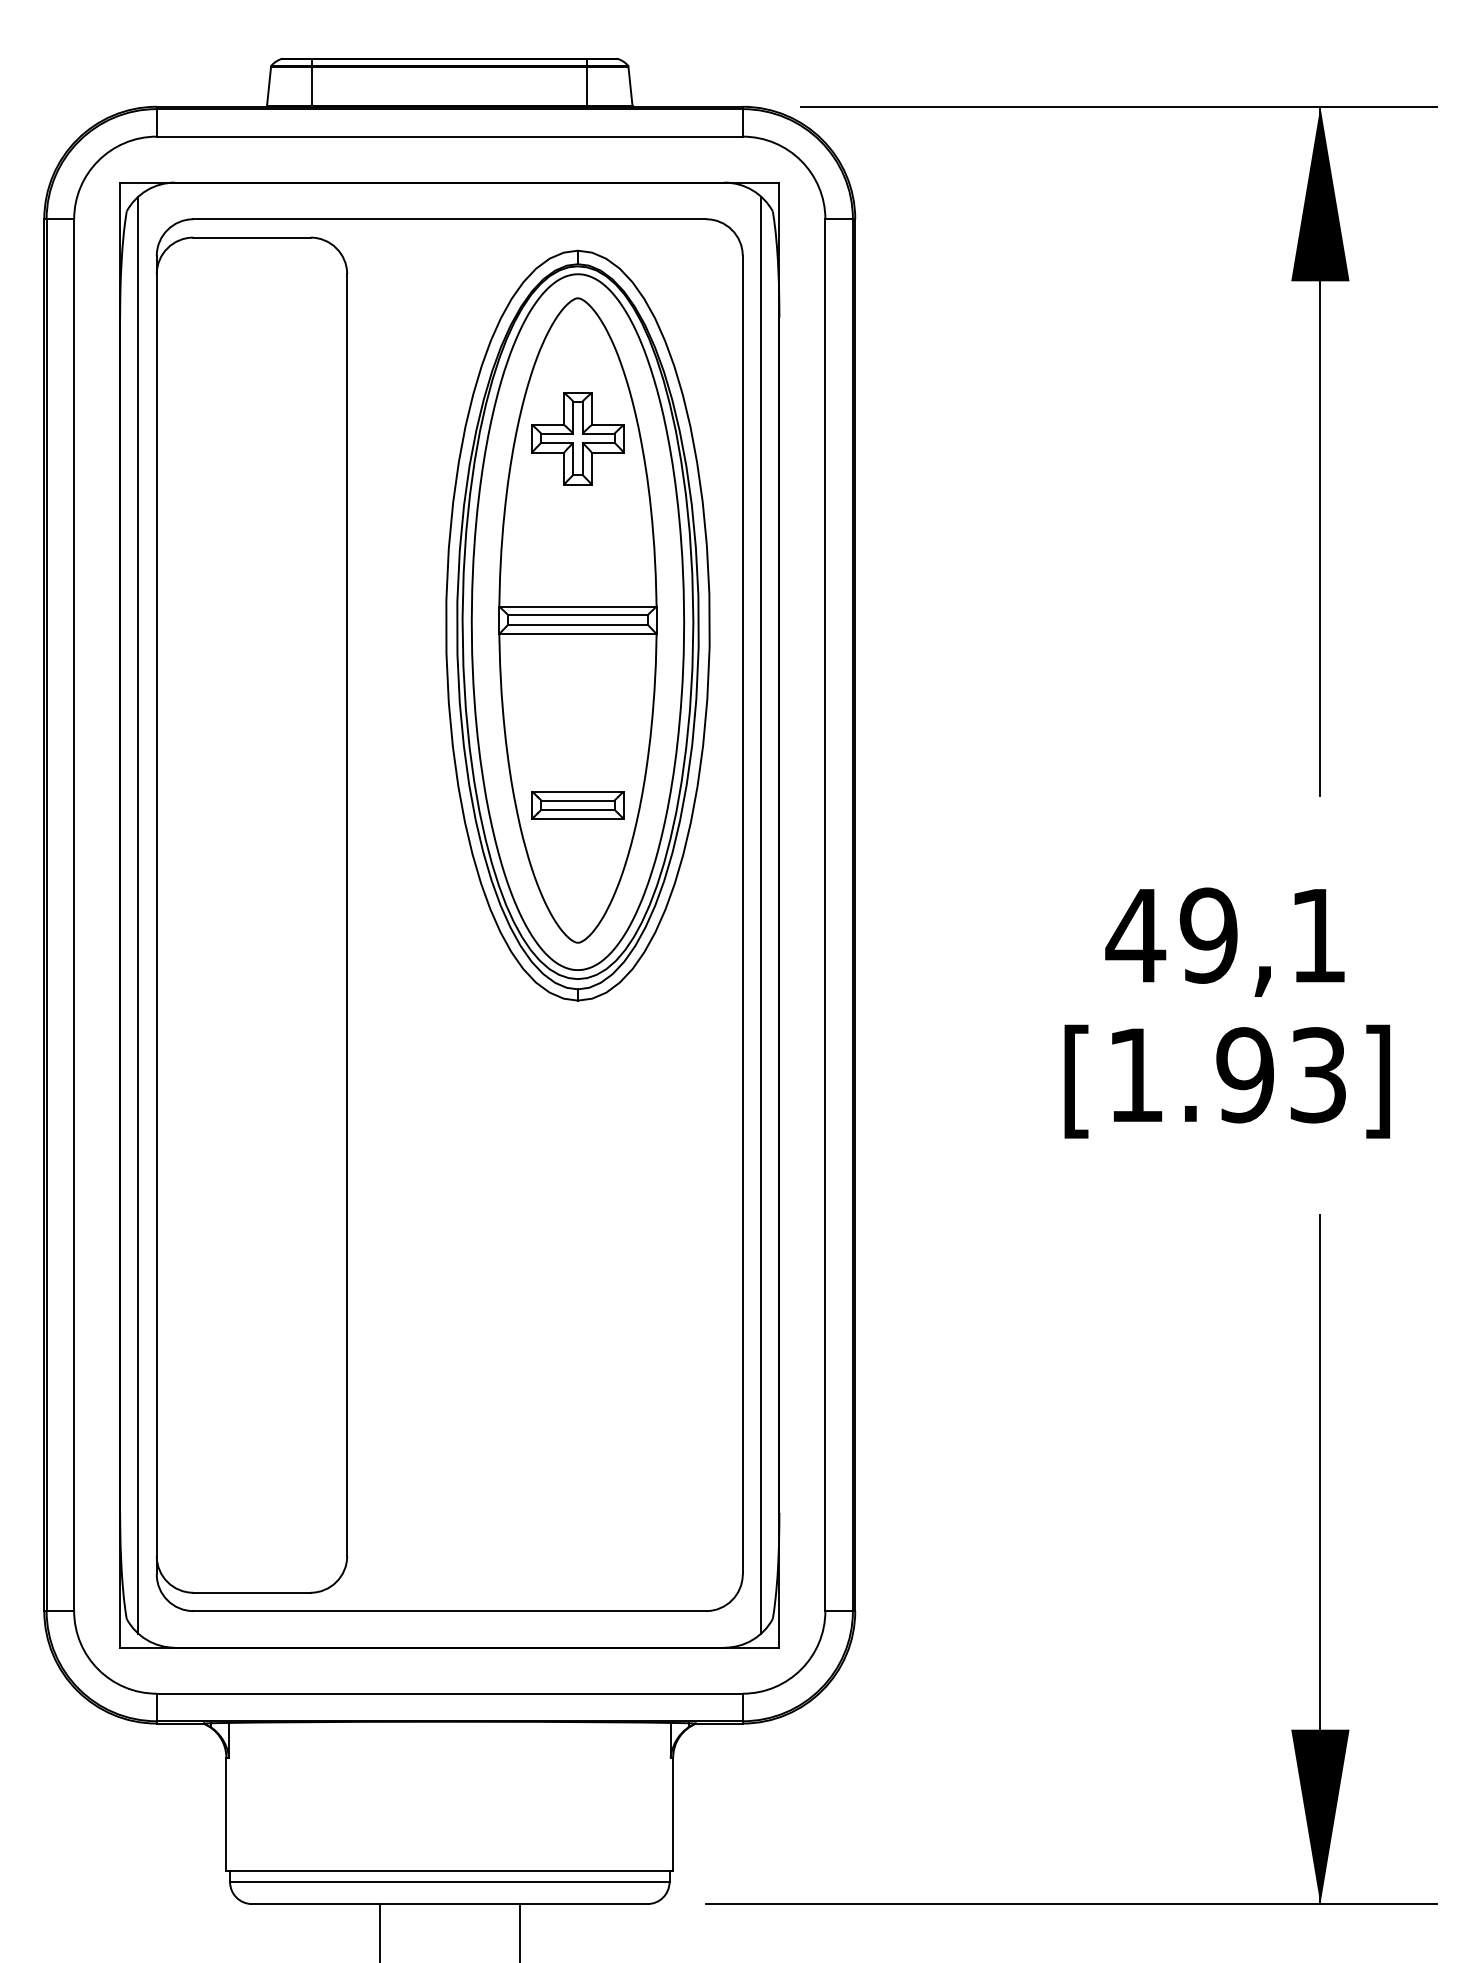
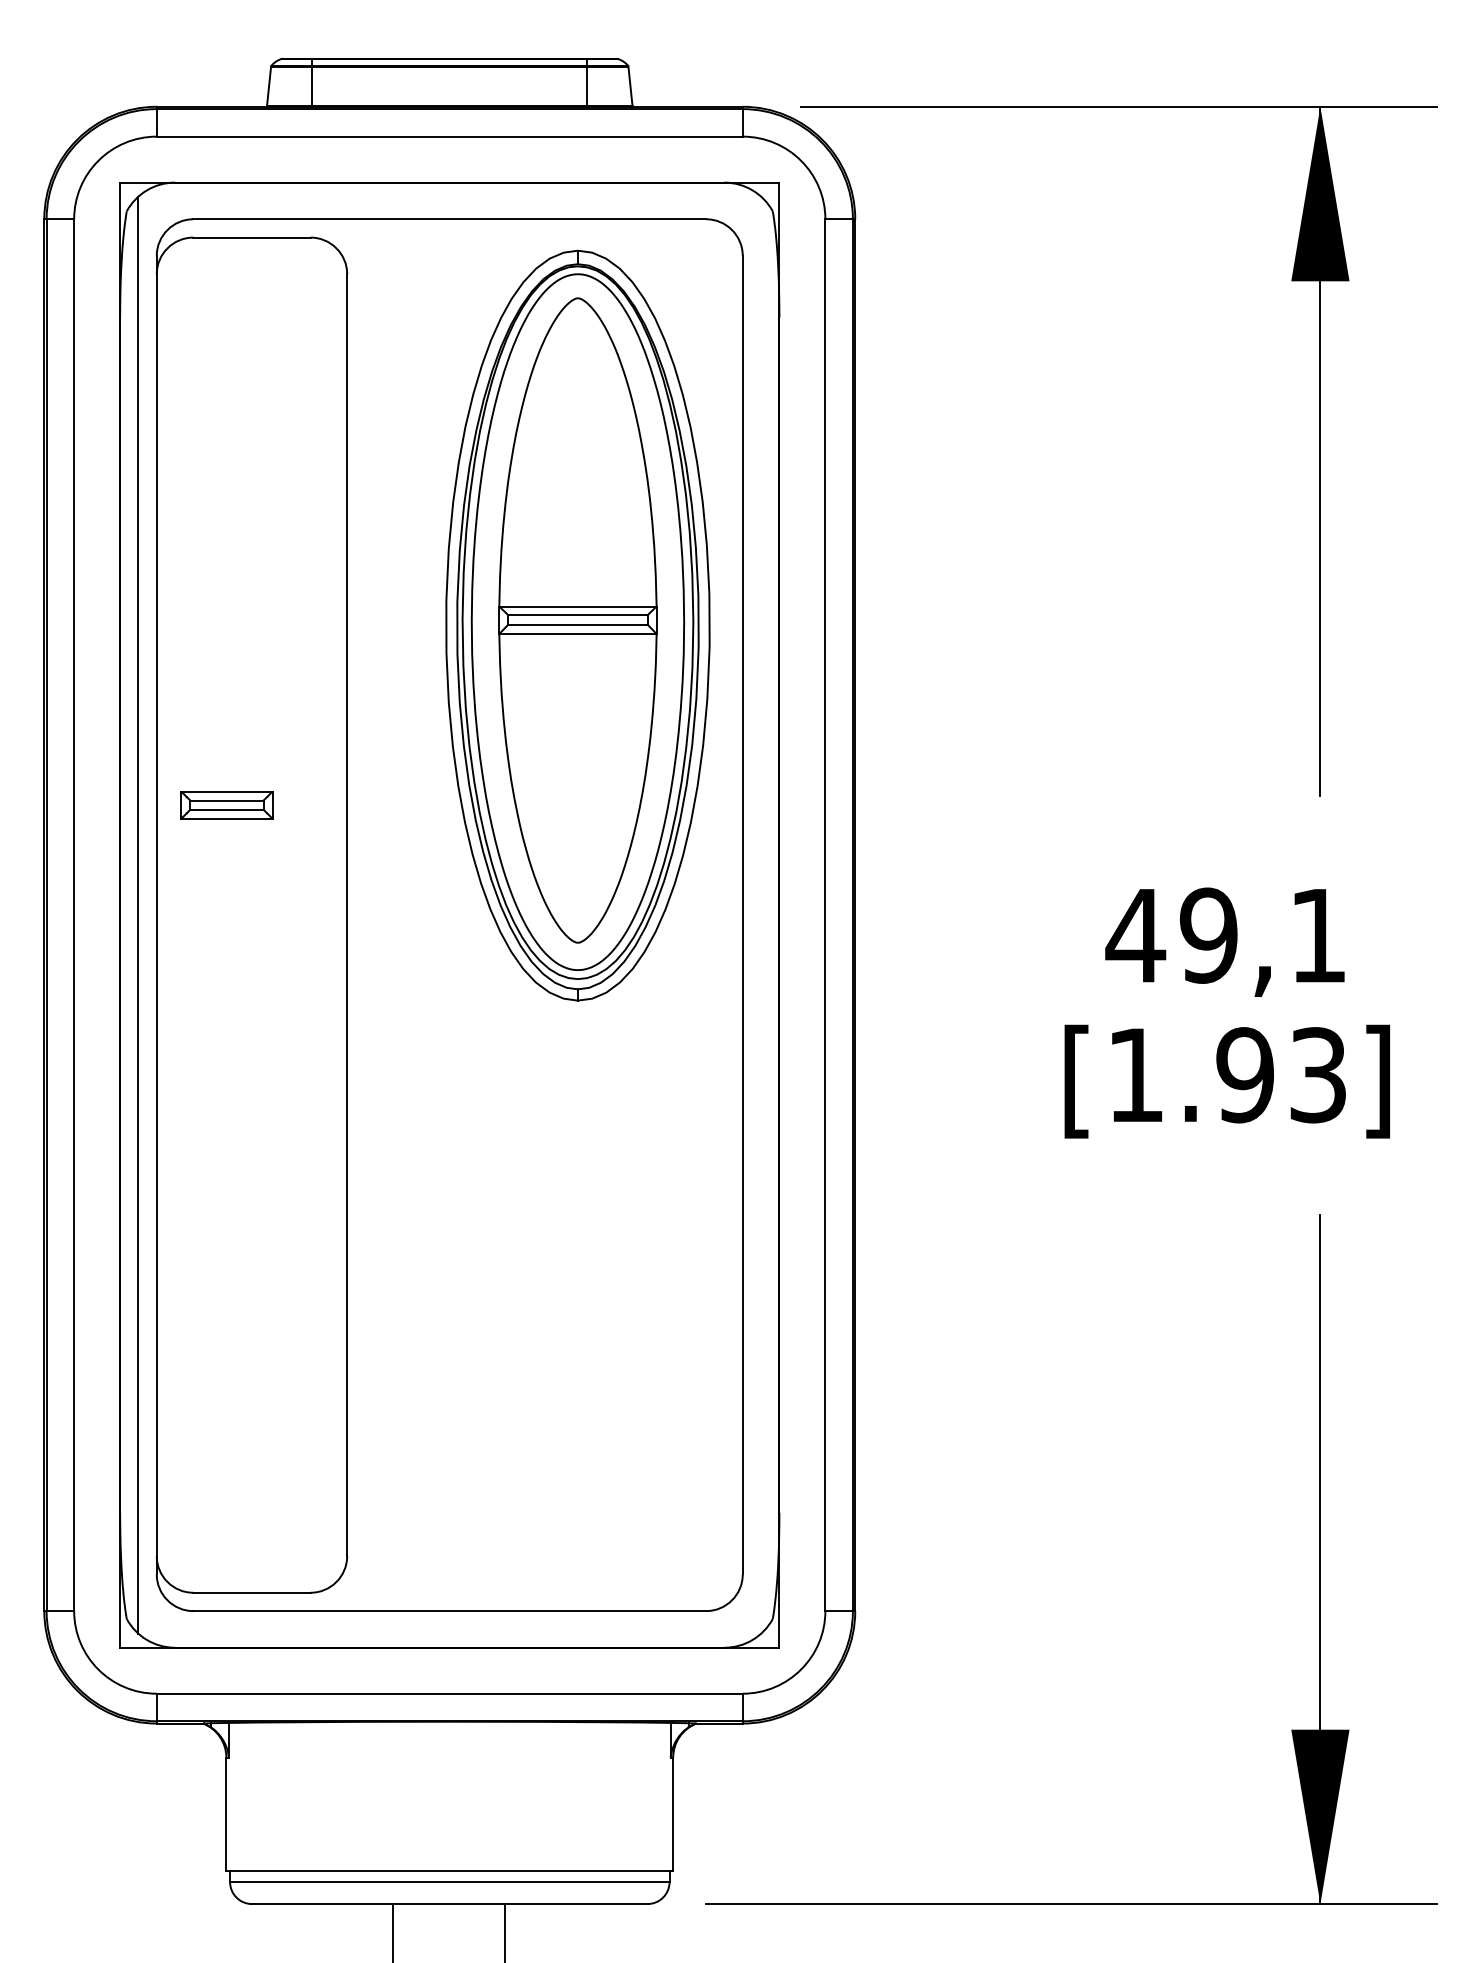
part: present -> none (577, 438)
part position: (577, 805) -> (226, 805) (226, 805)
line: present -> none (761, 914)
line position: (380, 1931) -> (393, 1931) (393, 1931)
line position: (519, 1931) -> (504, 1931) (504, 1931)
